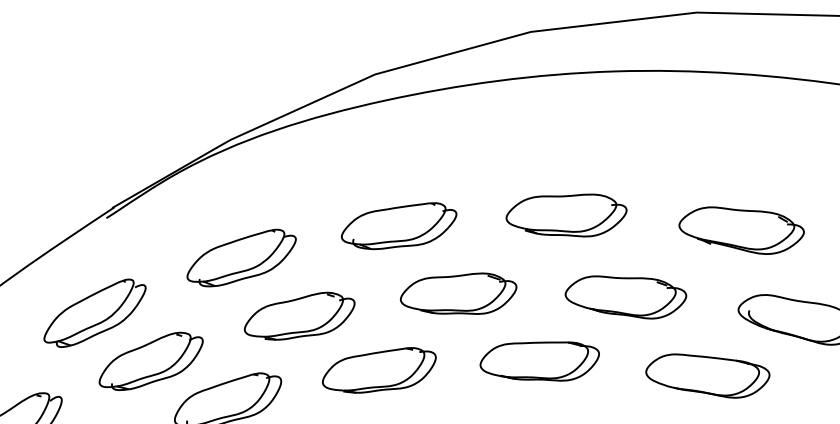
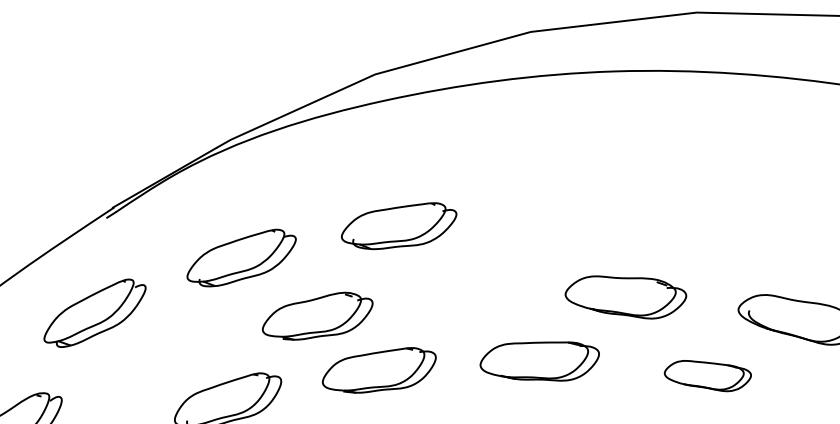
part: present -> none (566, 215)
part: present -> none (741, 230)
part: present -> none (458, 293)
part position: (299, 315) -> (317, 315) (317, 315)
part: present -> none (150, 360)
part size: 126x46 px -> 89x33 px (707, 376)
